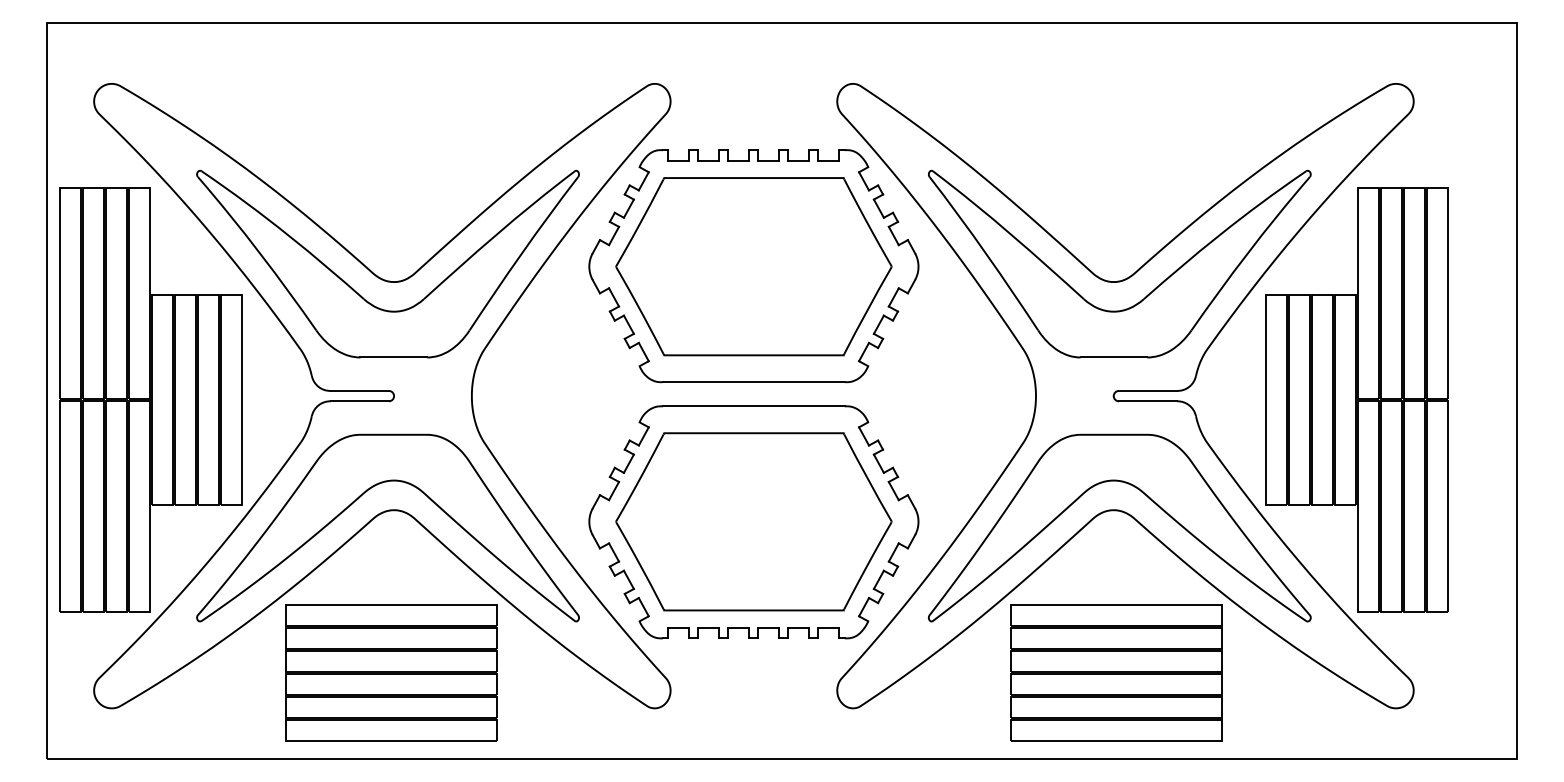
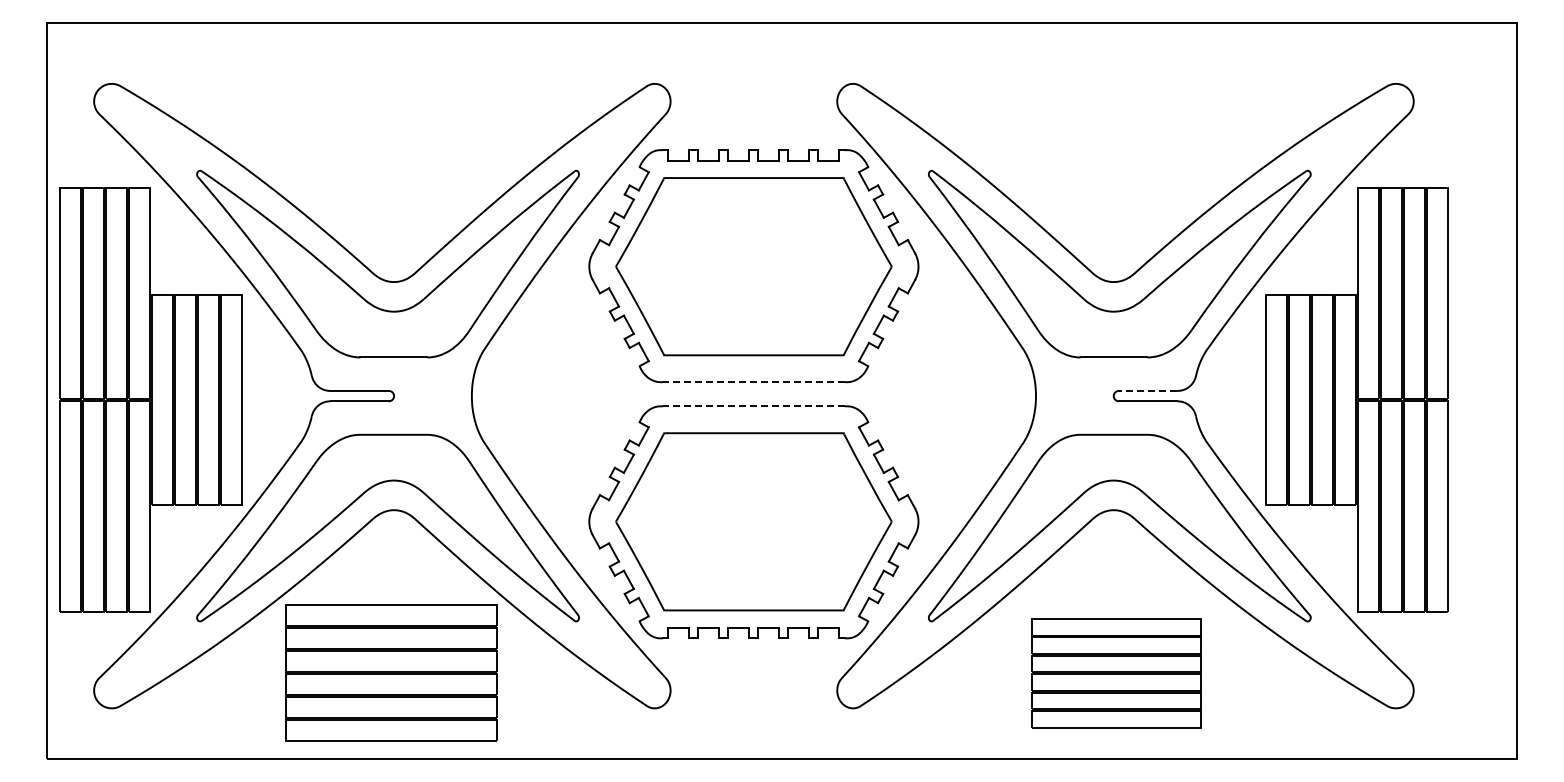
line: solid -> dashed (753, 382)
line: solid -> dashed (1147, 390)
line: solid -> dashed (753, 406)
part size: 213x138 px -> 171x111 px (1116, 673)
